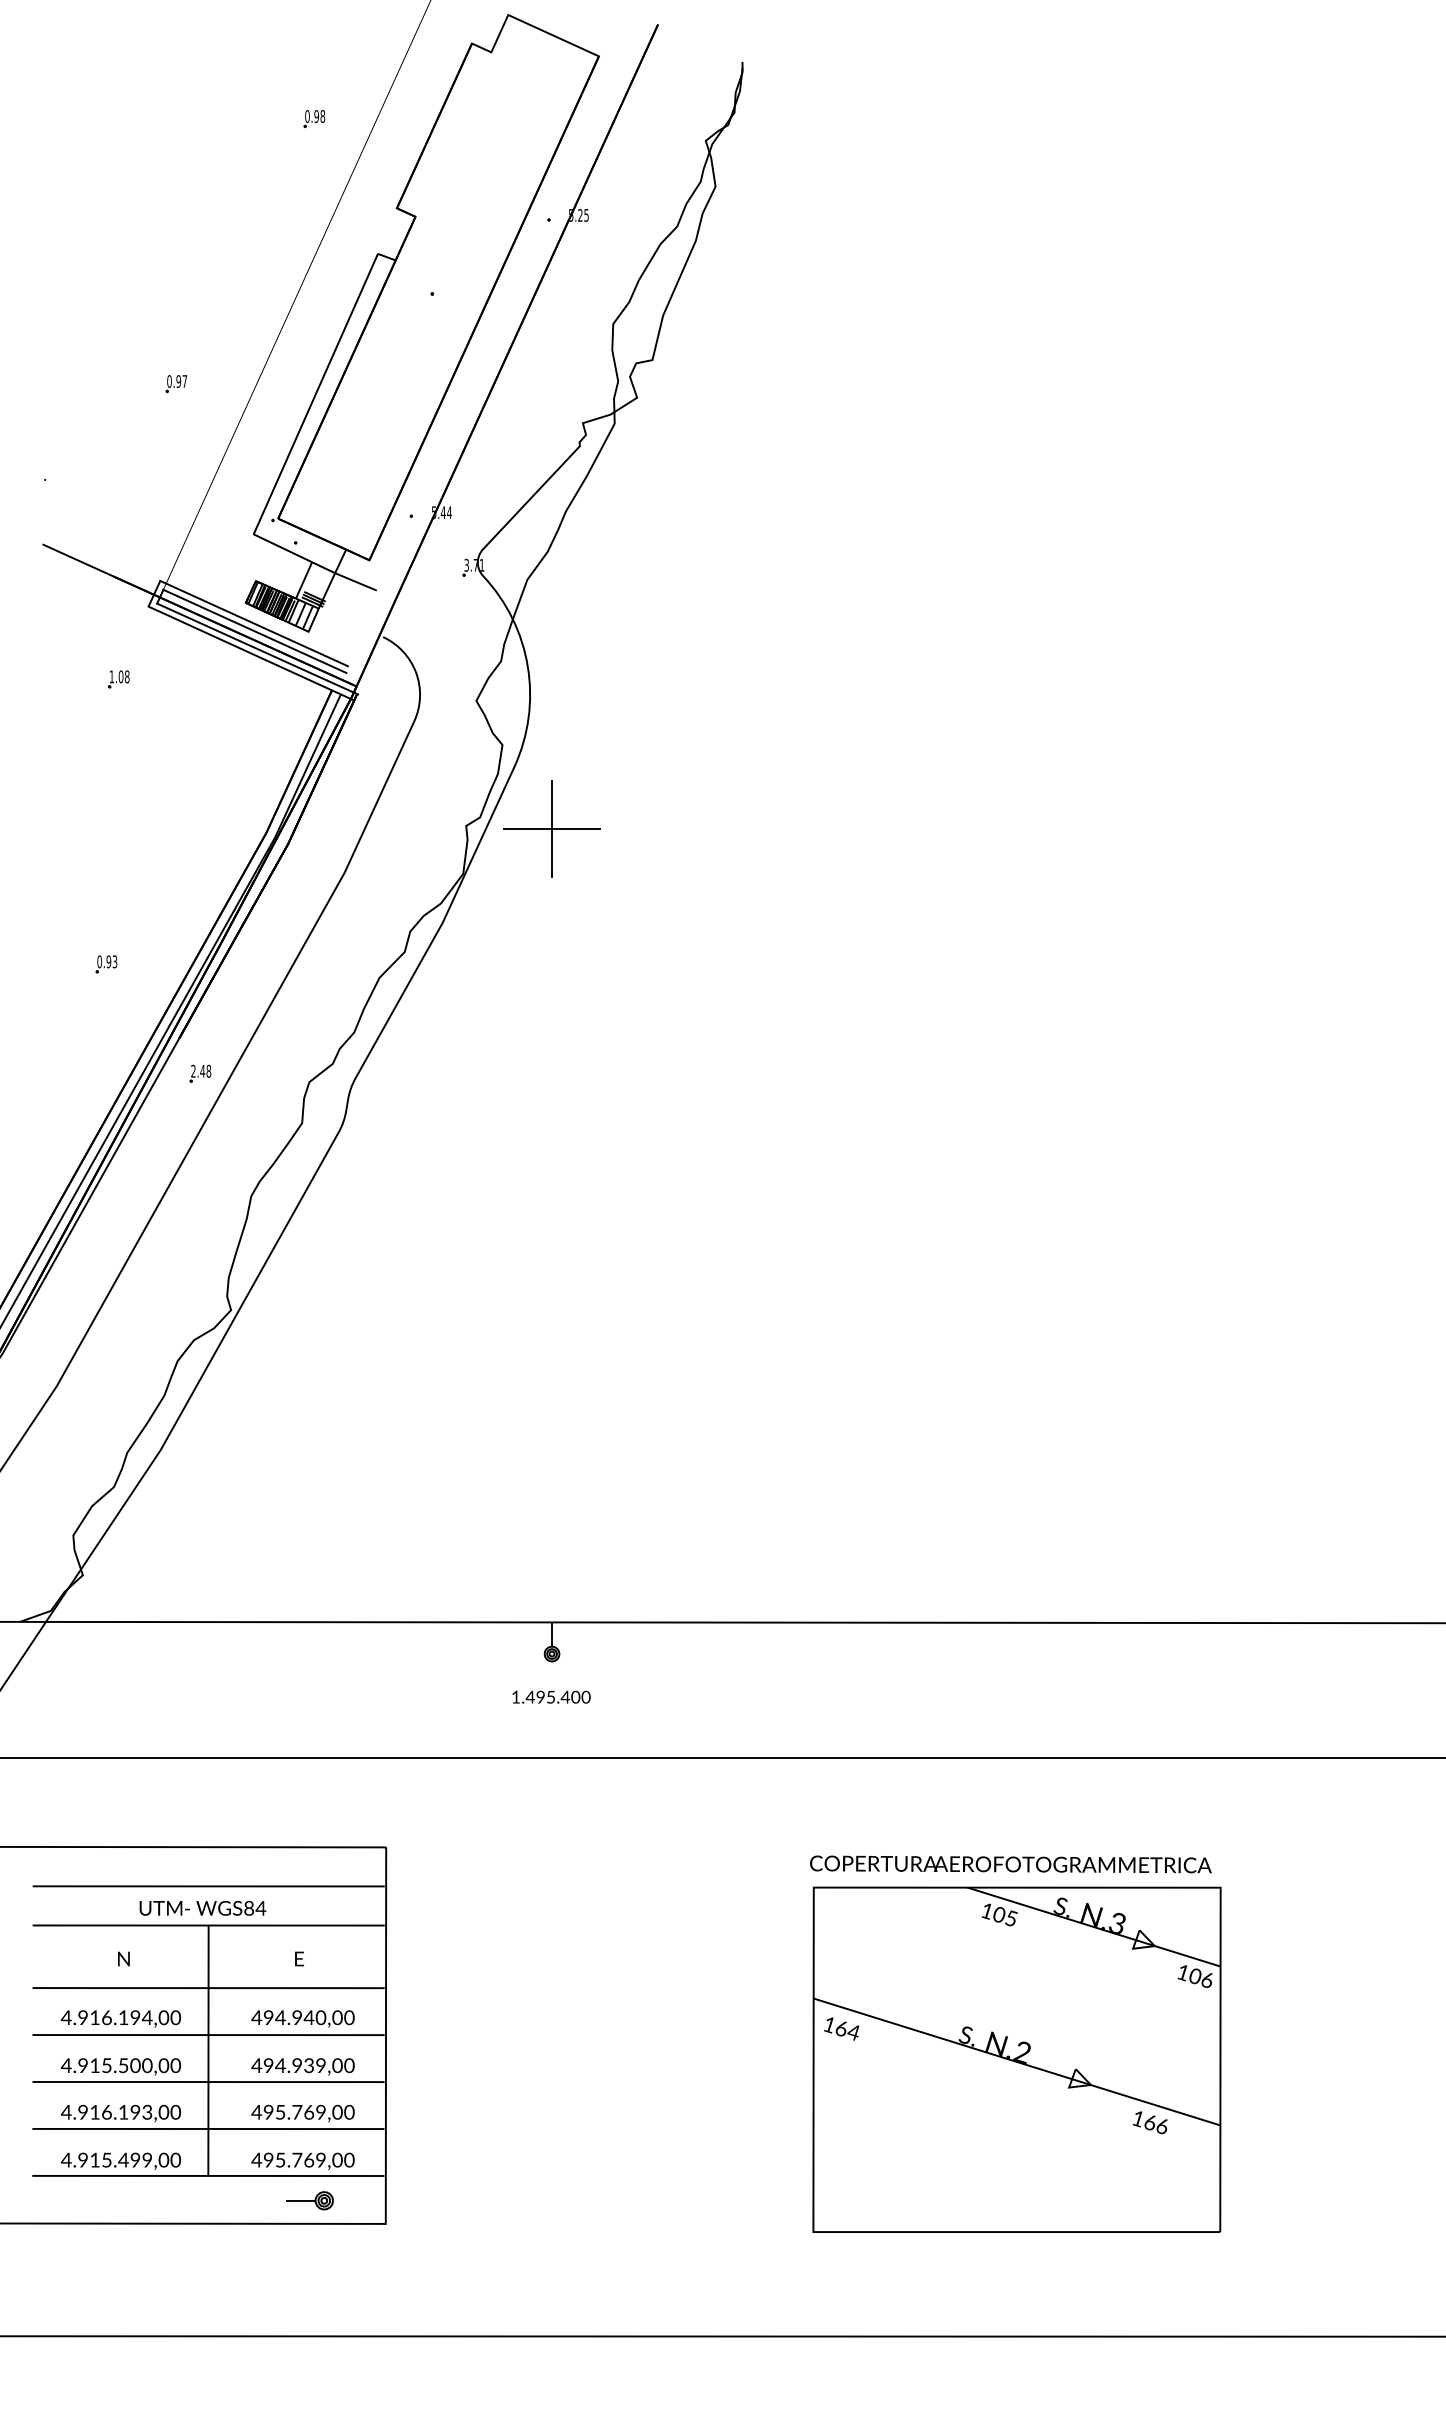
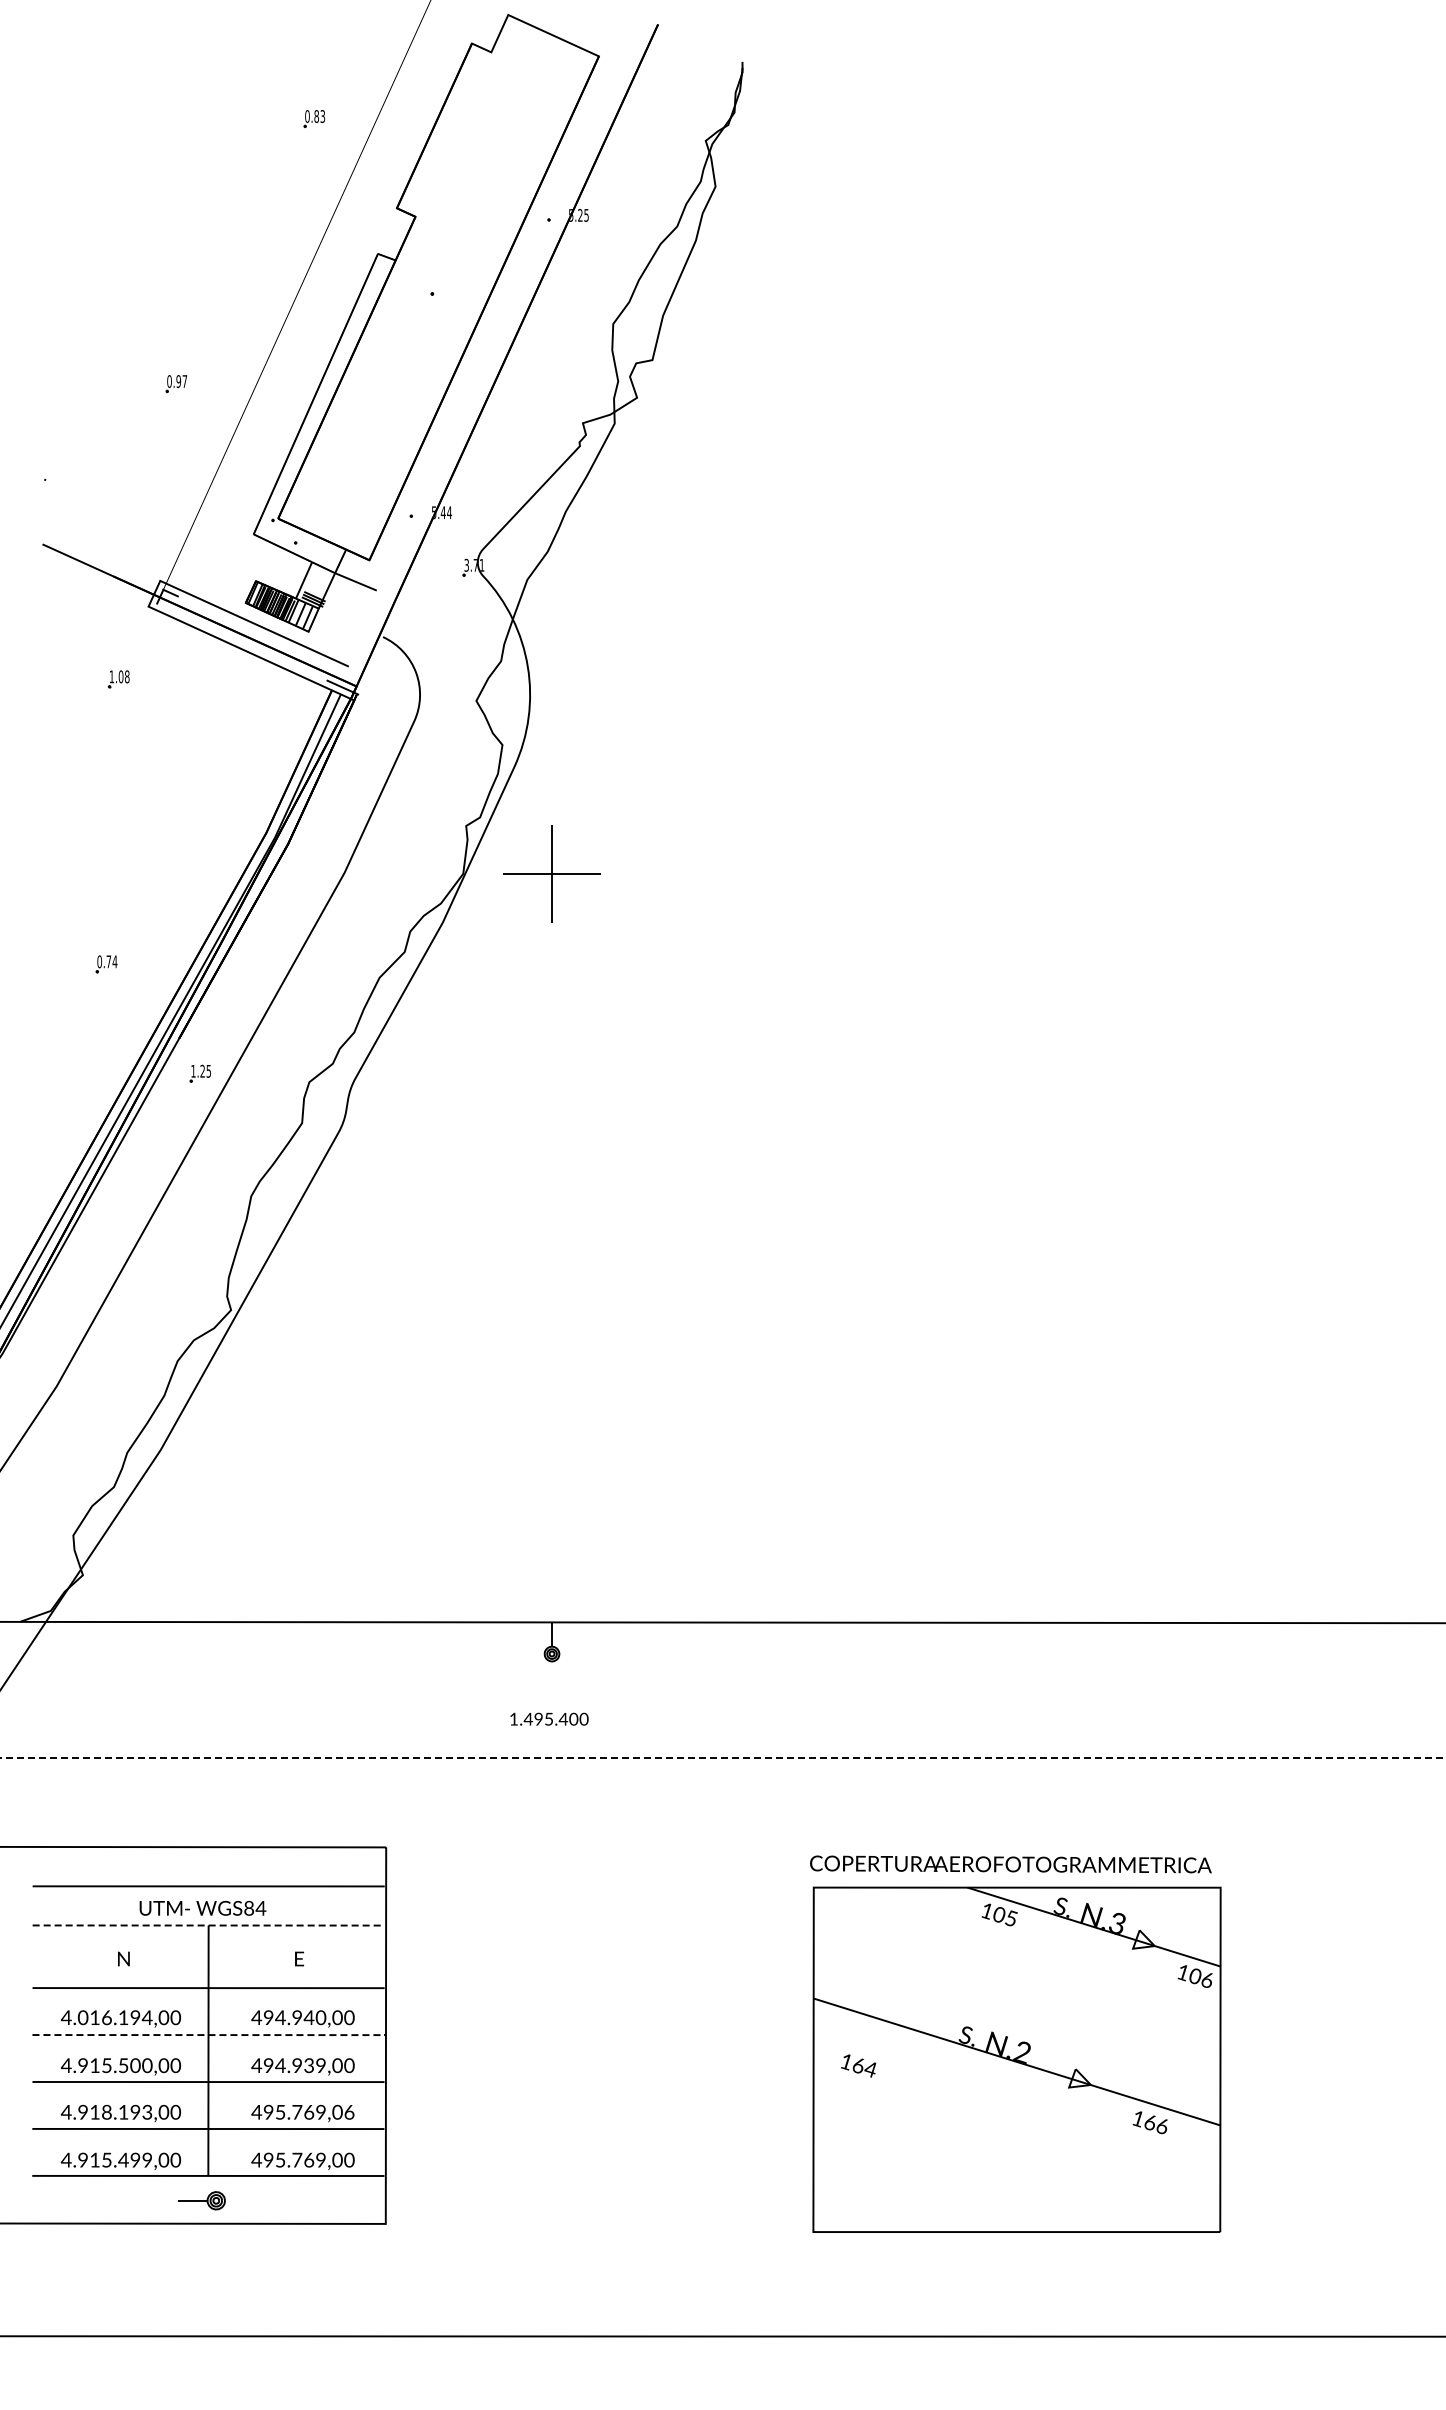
text: 0.98 -> 0.83 (319, 116)
line: present -> none (261, 634)
line: present -> none (241, 641)
part position: (551, 828) -> (551, 873) (551, 873)
text: 0.93 -> 0.74 (111, 961)
text: 2.48 -> 1.25 (201, 1070)
text position: (551, 1696) -> (549, 1718) (549, 1718)
line: solid -> dashed (722, 1757)
line: solid -> dashed (209, 1925)
text: 4.916.194,00 -> 4.016.194,00 (82, 2018)
text position: (841, 2028) -> (858, 2065) (858, 2065)
line: solid -> dashed (209, 2035)
text: 4.916.193,00 -> 4.918.193,00 (106, 2111)
text: 495.769,00 -> 495.769,06 (349, 2111)
part position: (309, 2200) -> (201, 2200) (201, 2200)
